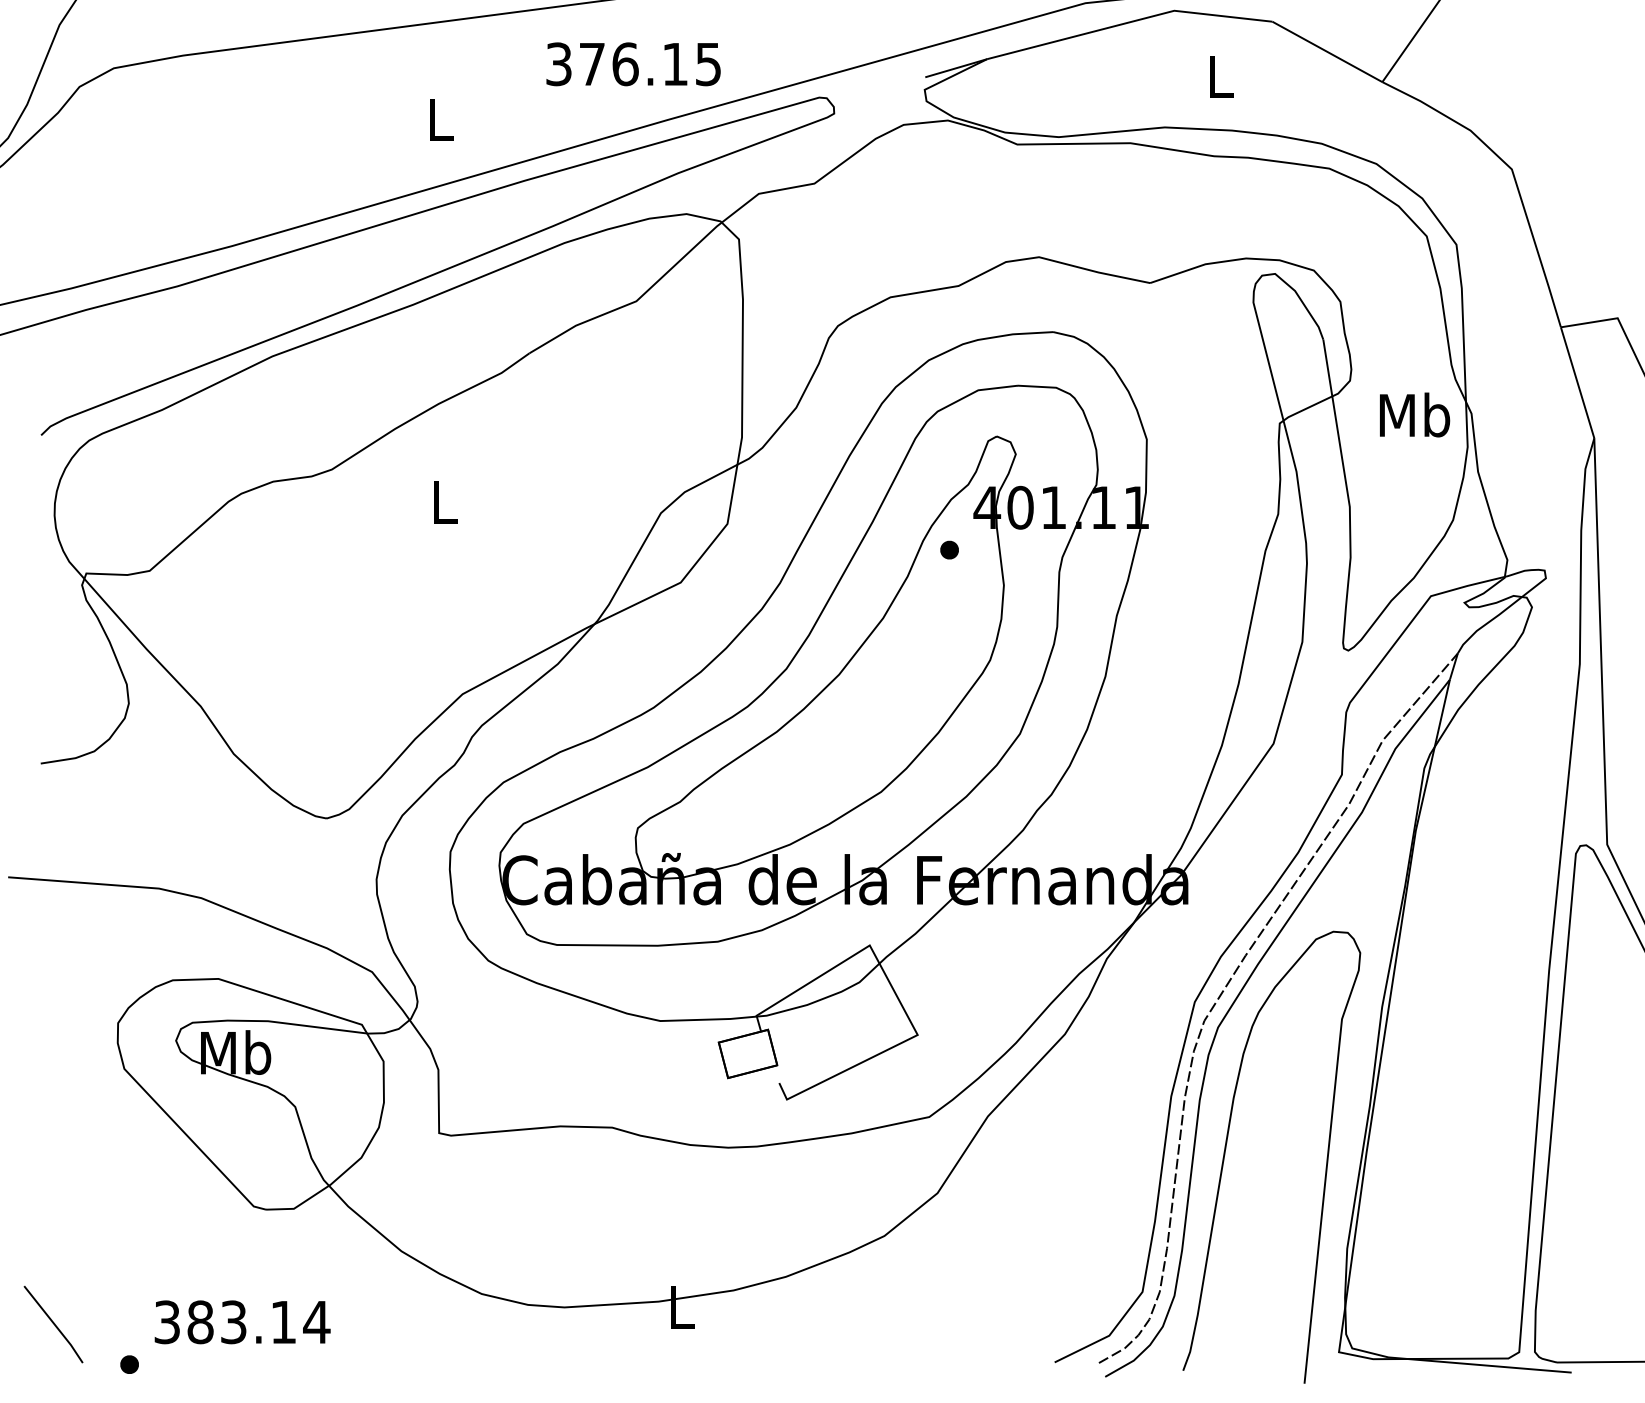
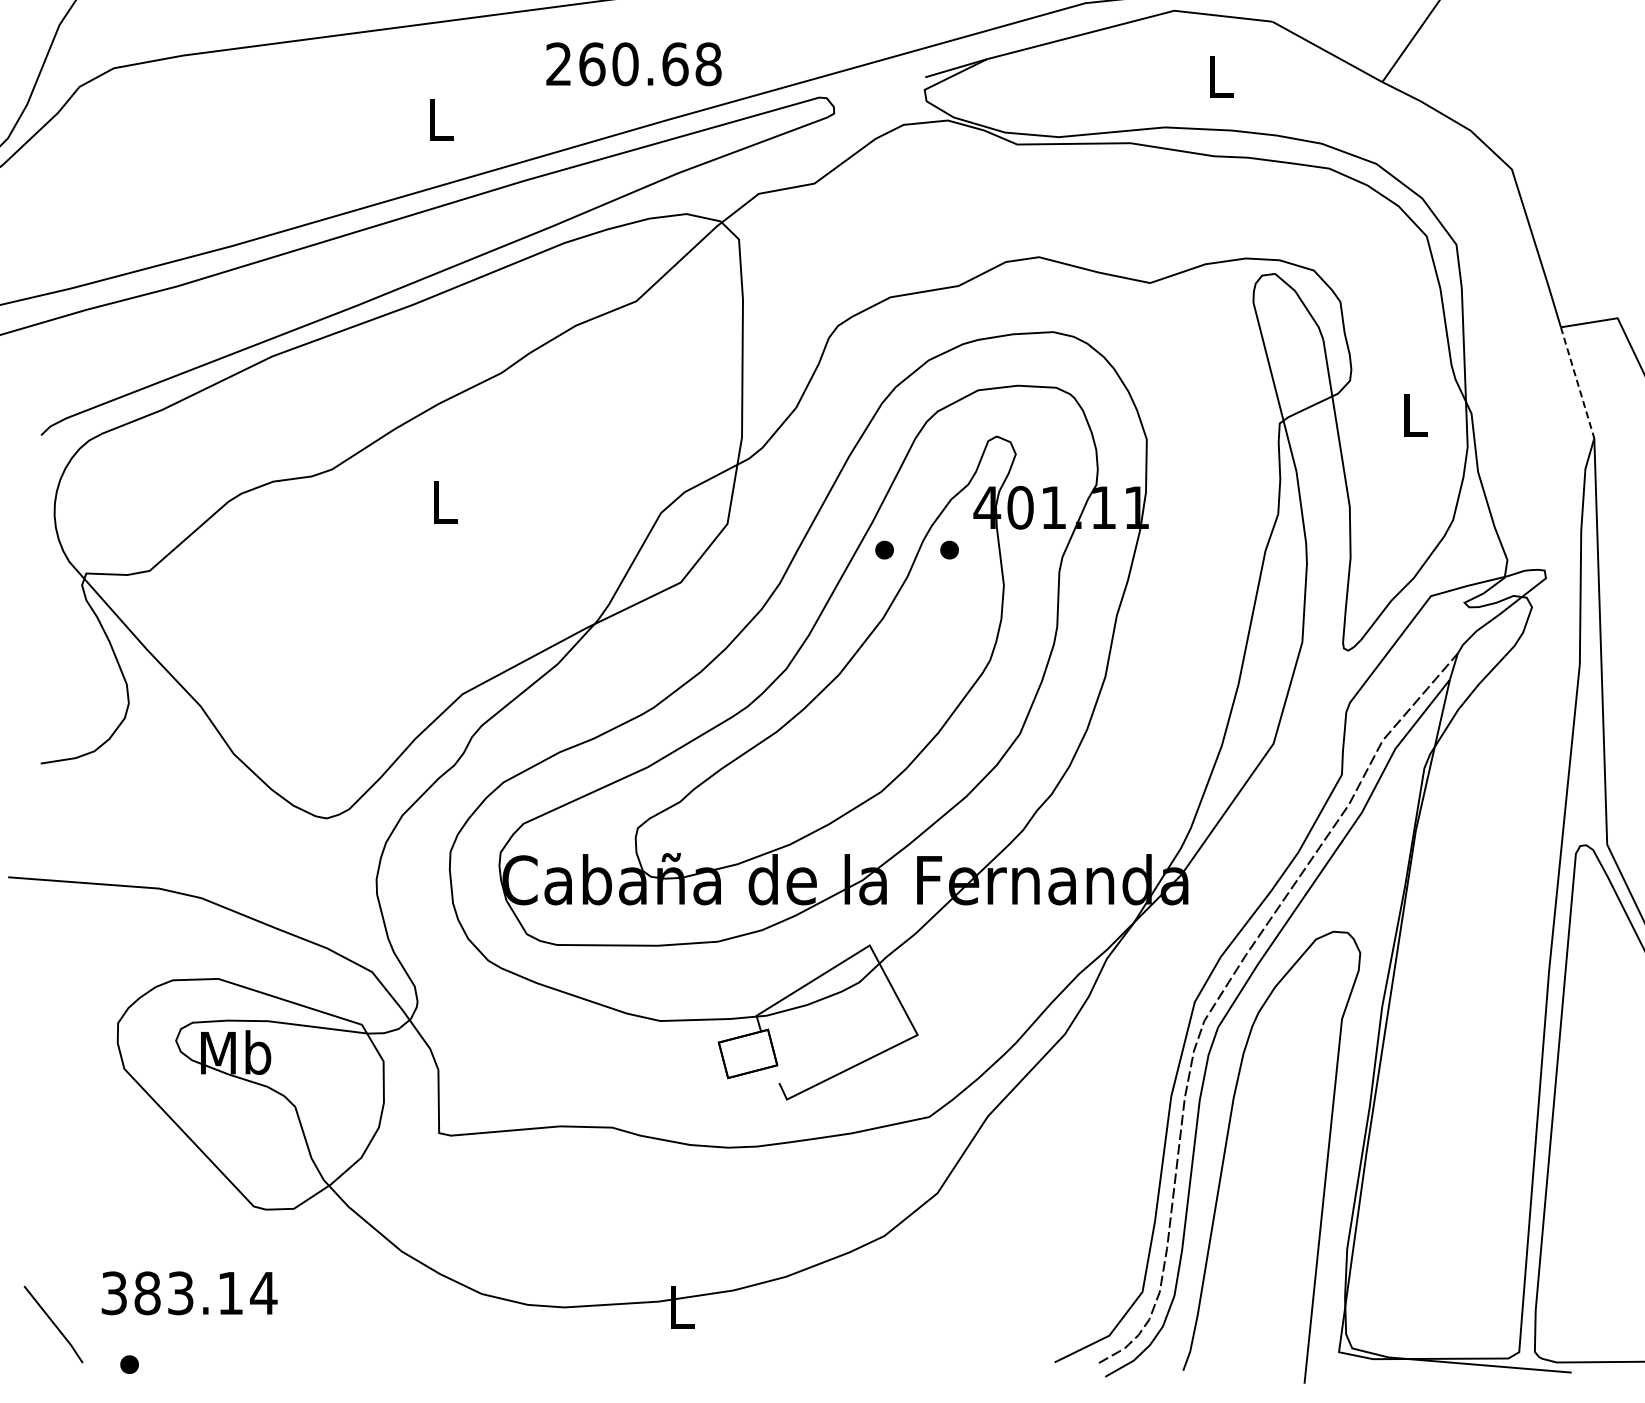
text: 376.15 -> 260.68 (633, 64)
line: solid -> dashed (1577, 382)
text: Mb -> L (1414, 414)
part: none -> present (884, 549)
text position: (242, 1322) -> (189, 1293) (189, 1293)
